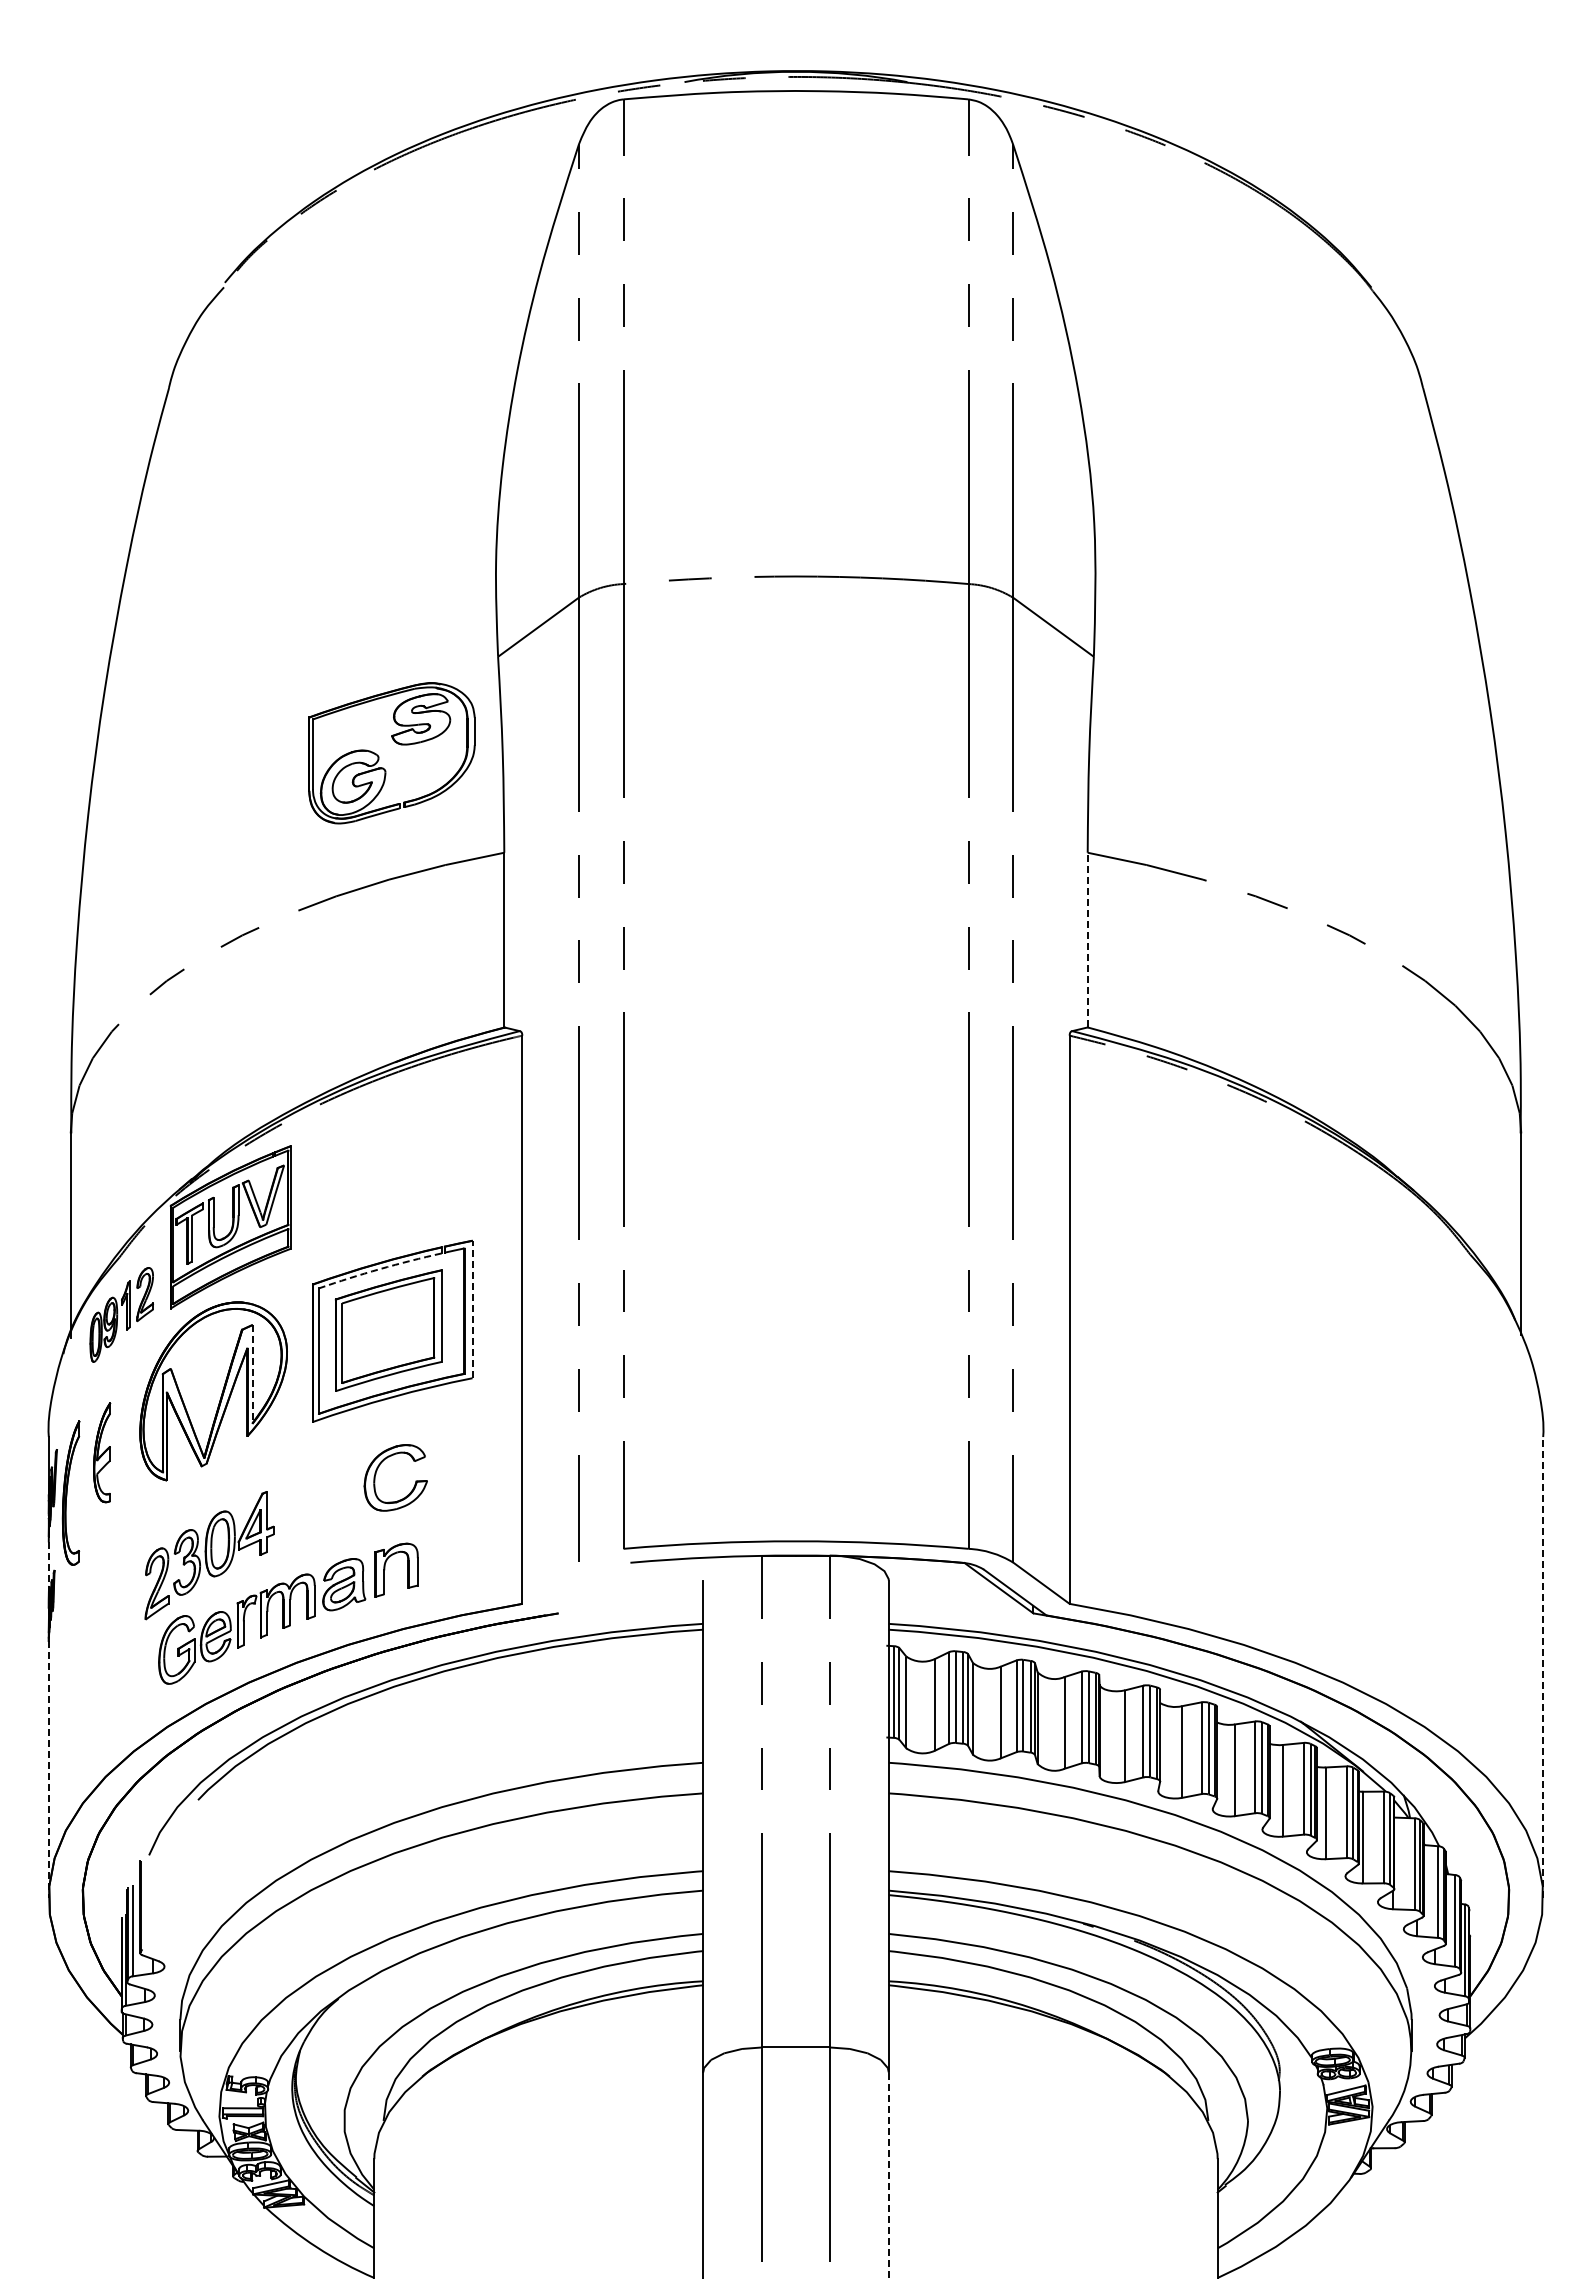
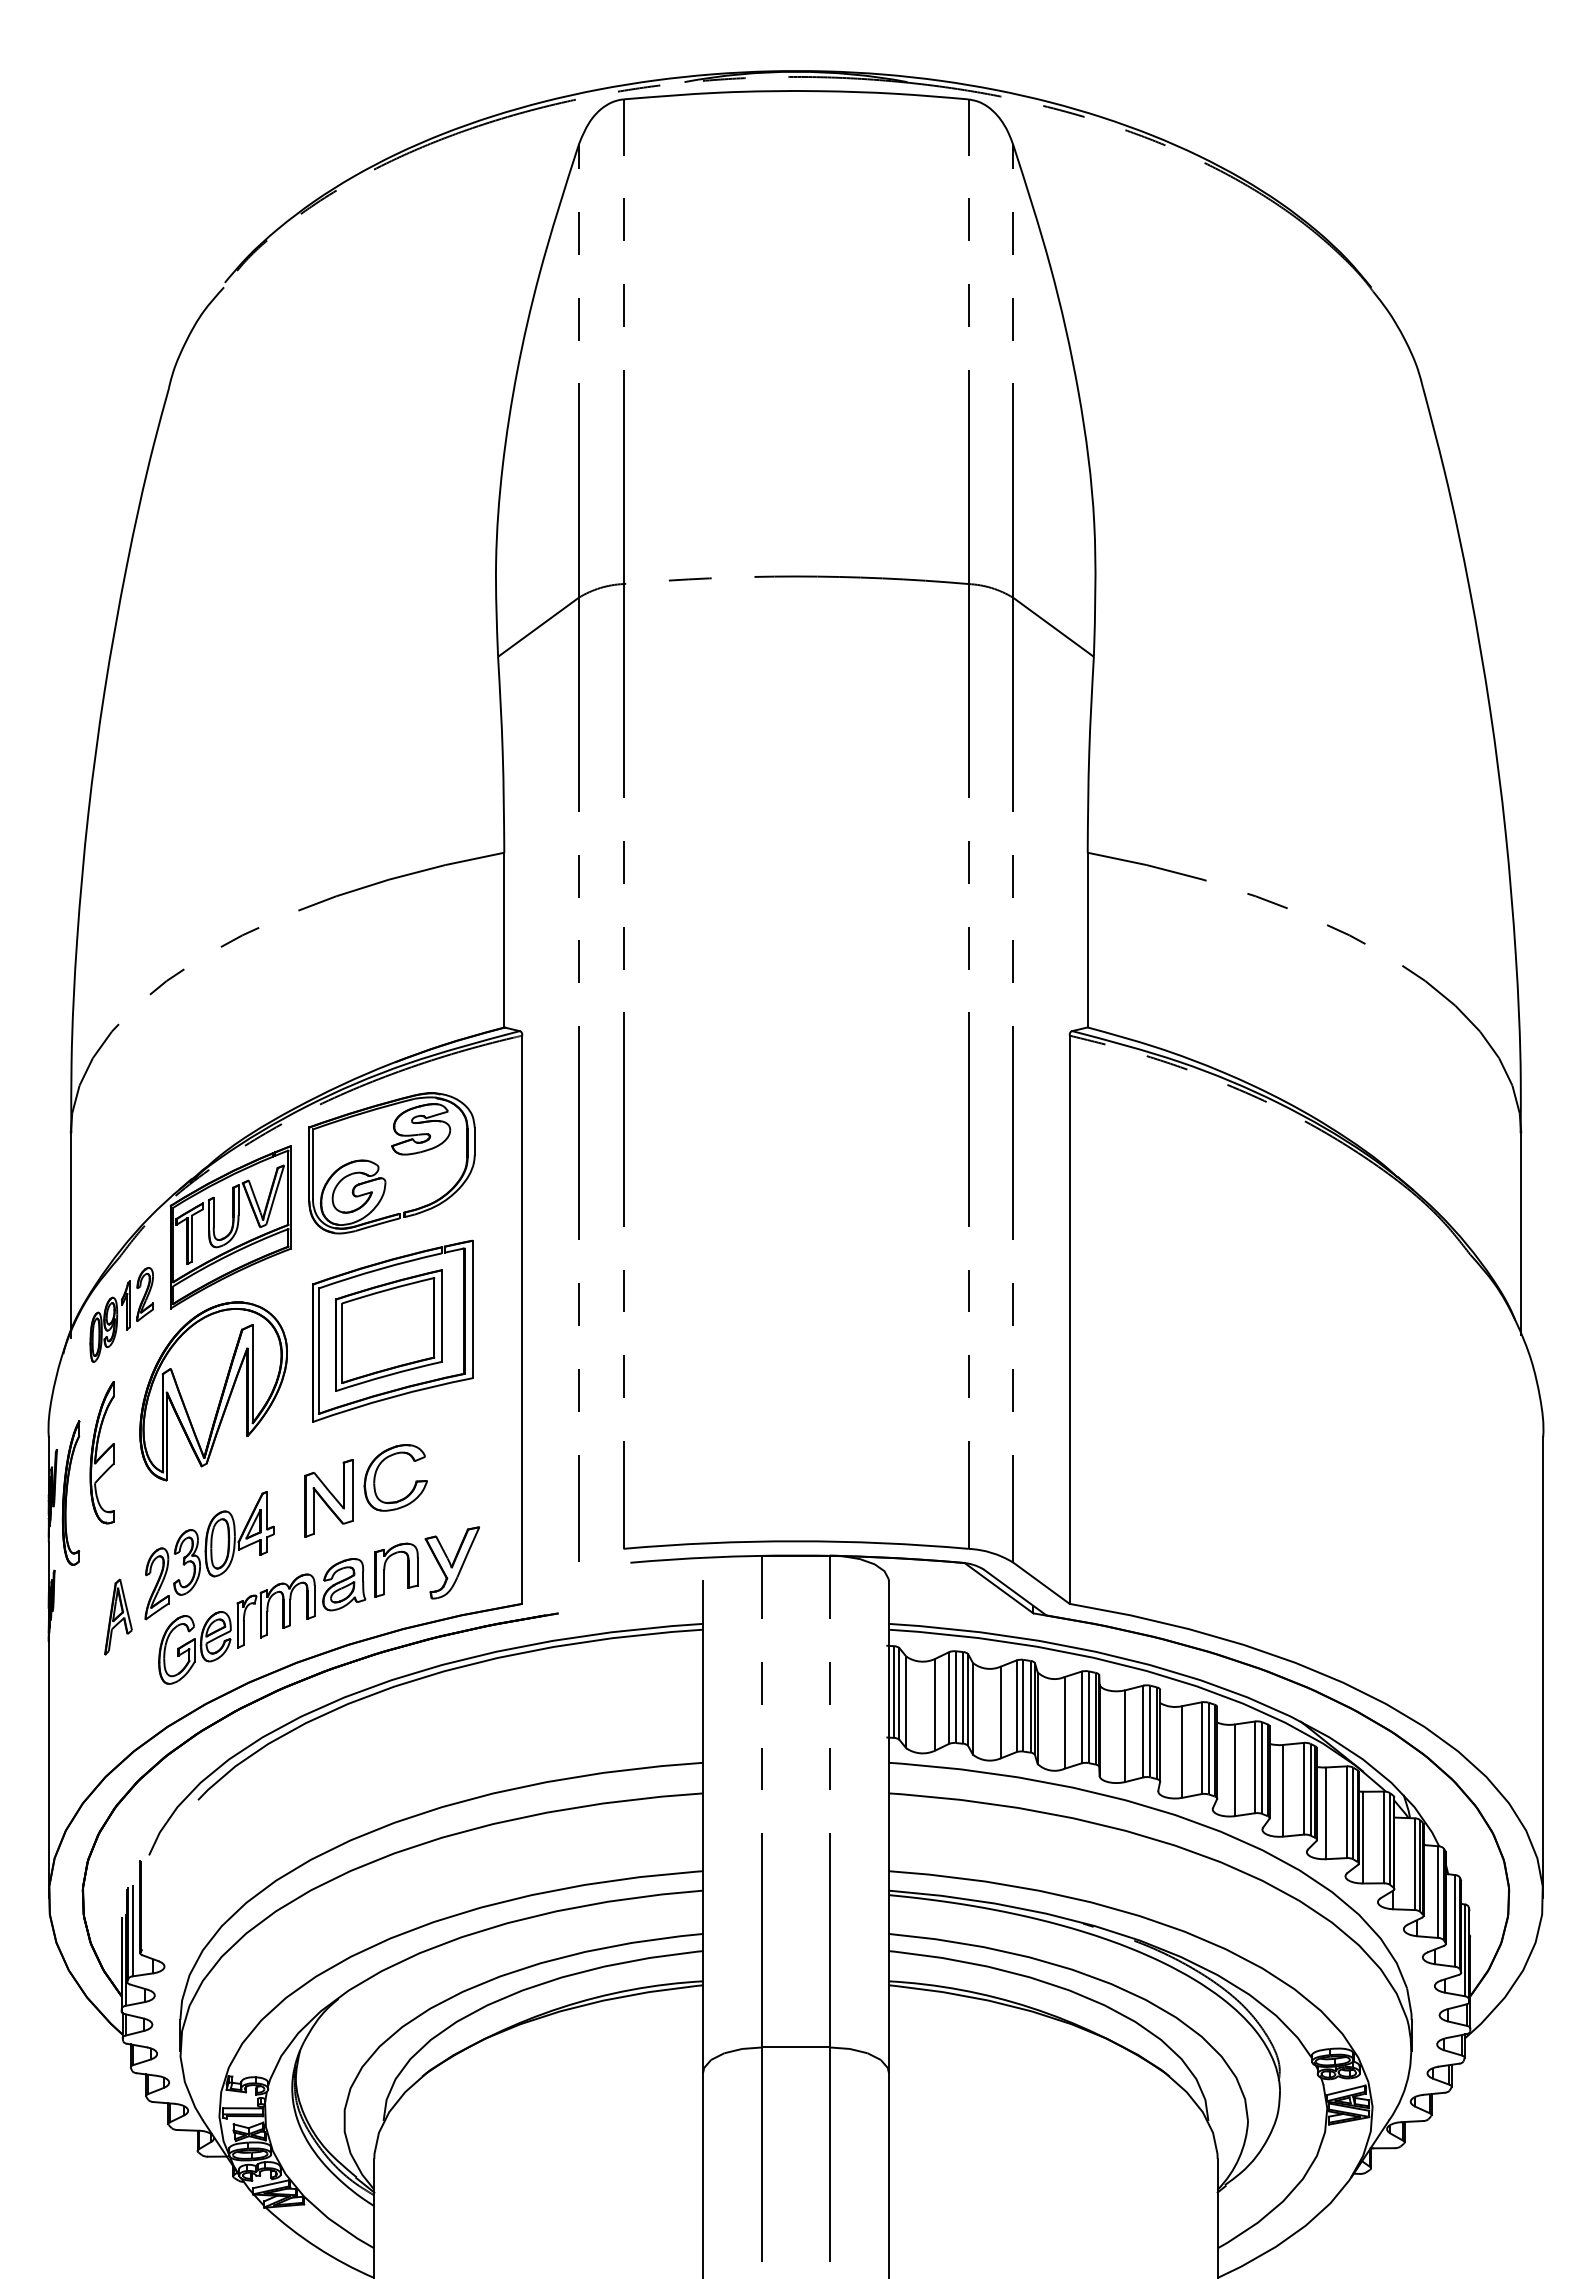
part position: (397, 744) -> (397, 1154) (397, 1154)
line: dashed -> solid (1087, 939)
arc: dashed -> solid (379, 1269)
line: dashed -> solid (472, 1309)
line: dashed -> solid (252, 1374)
part size: 19x102 px -> 26x144 px (101, 1452)
part: none -> present (328, 1498)
part: none -> present (451, 1562)
part: none -> present (118, 1616)
line: dashed -> solid (1543, 1666)
line: dashed -> solid (48, 1720)
line: dashed -> solid (888, 2175)
